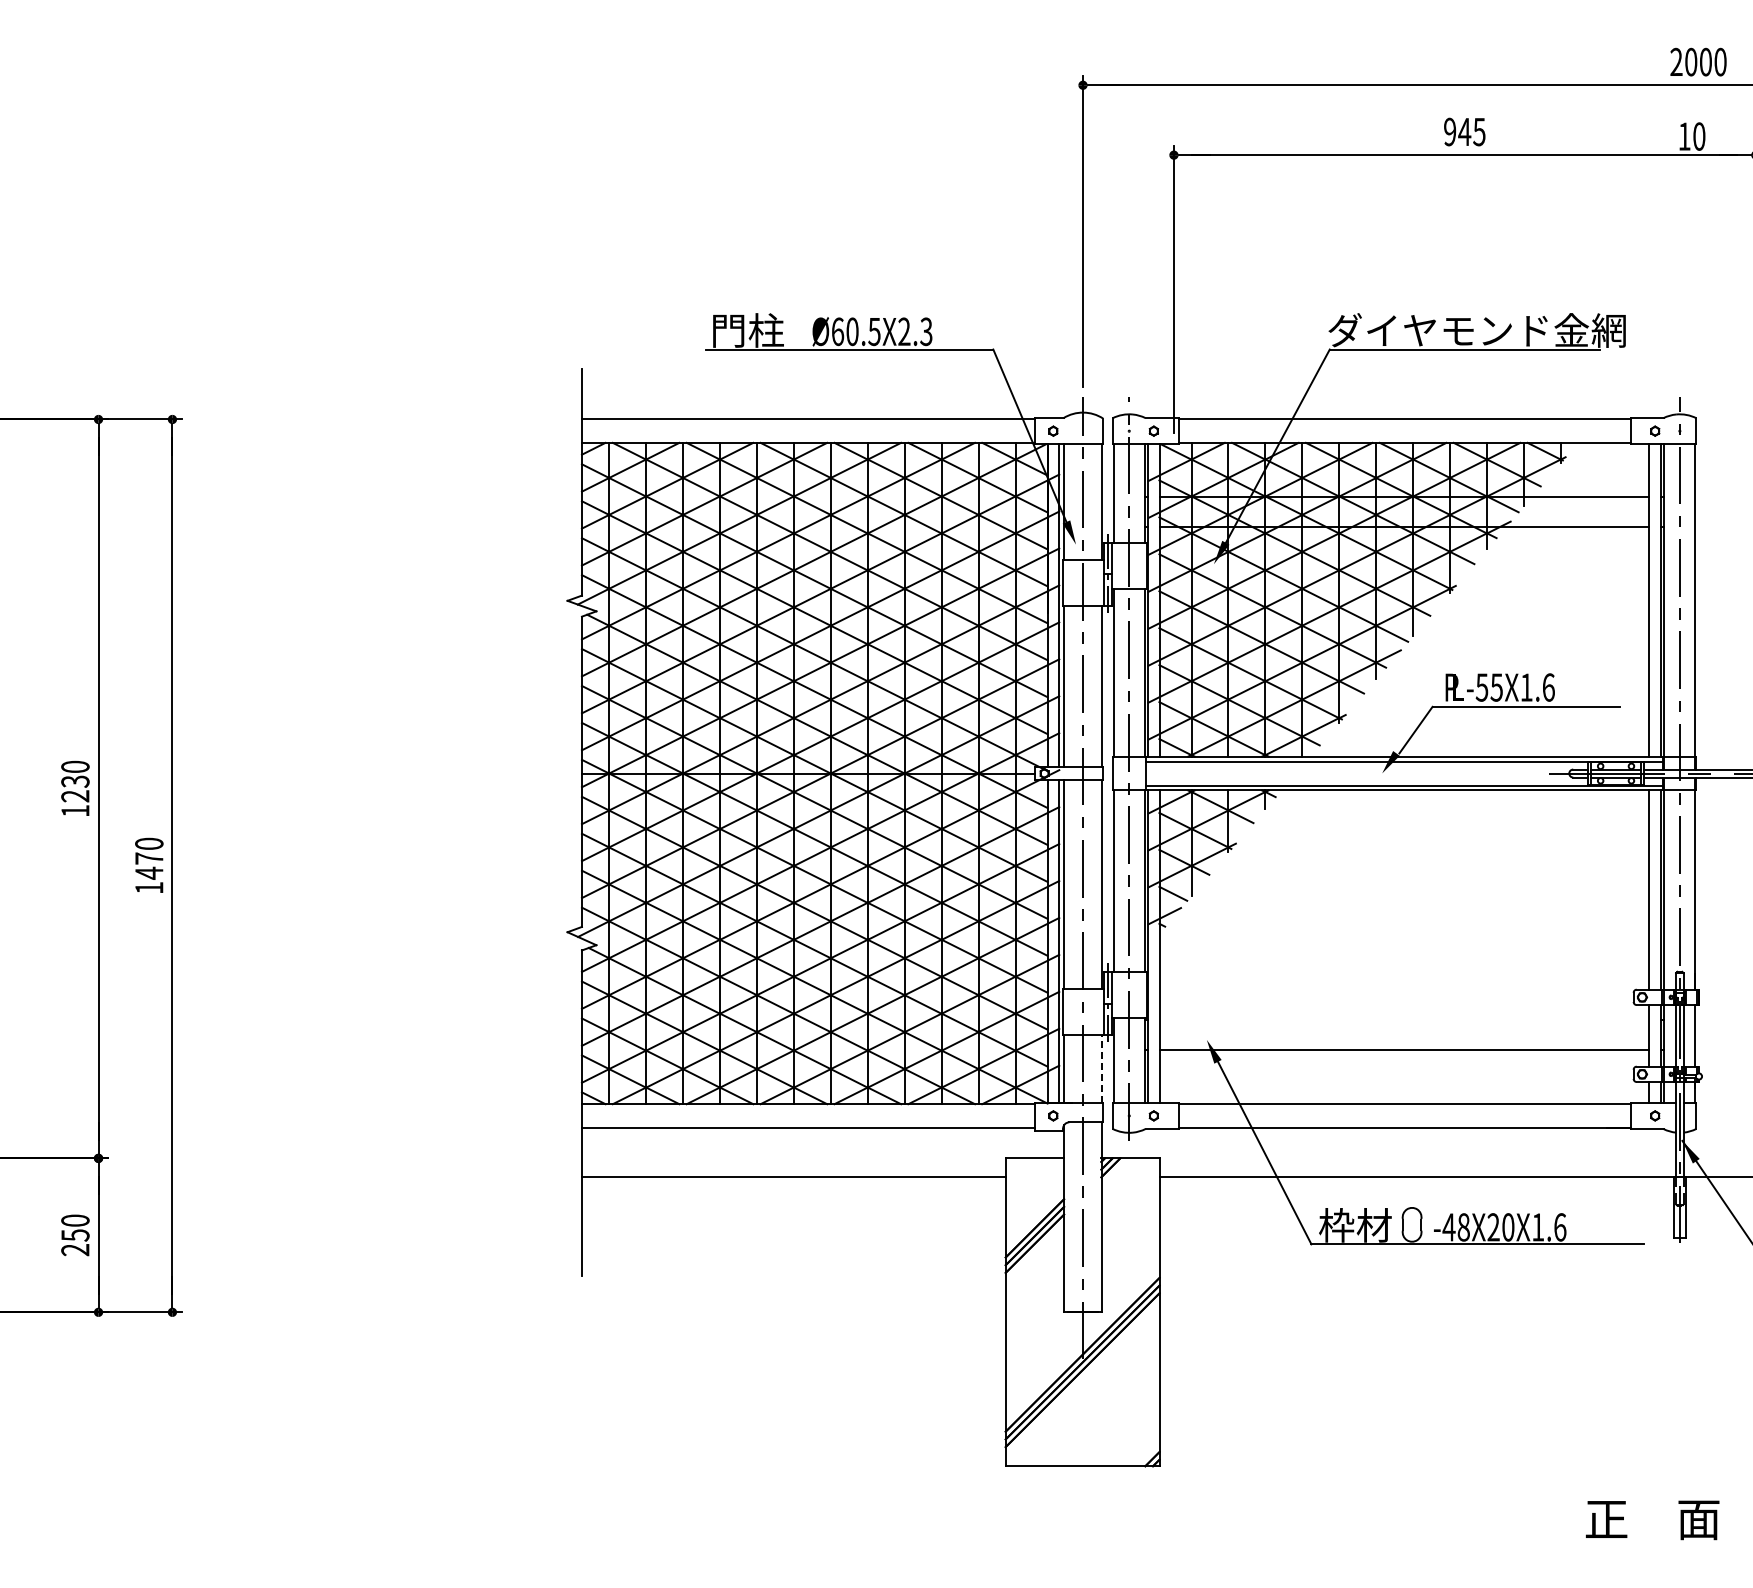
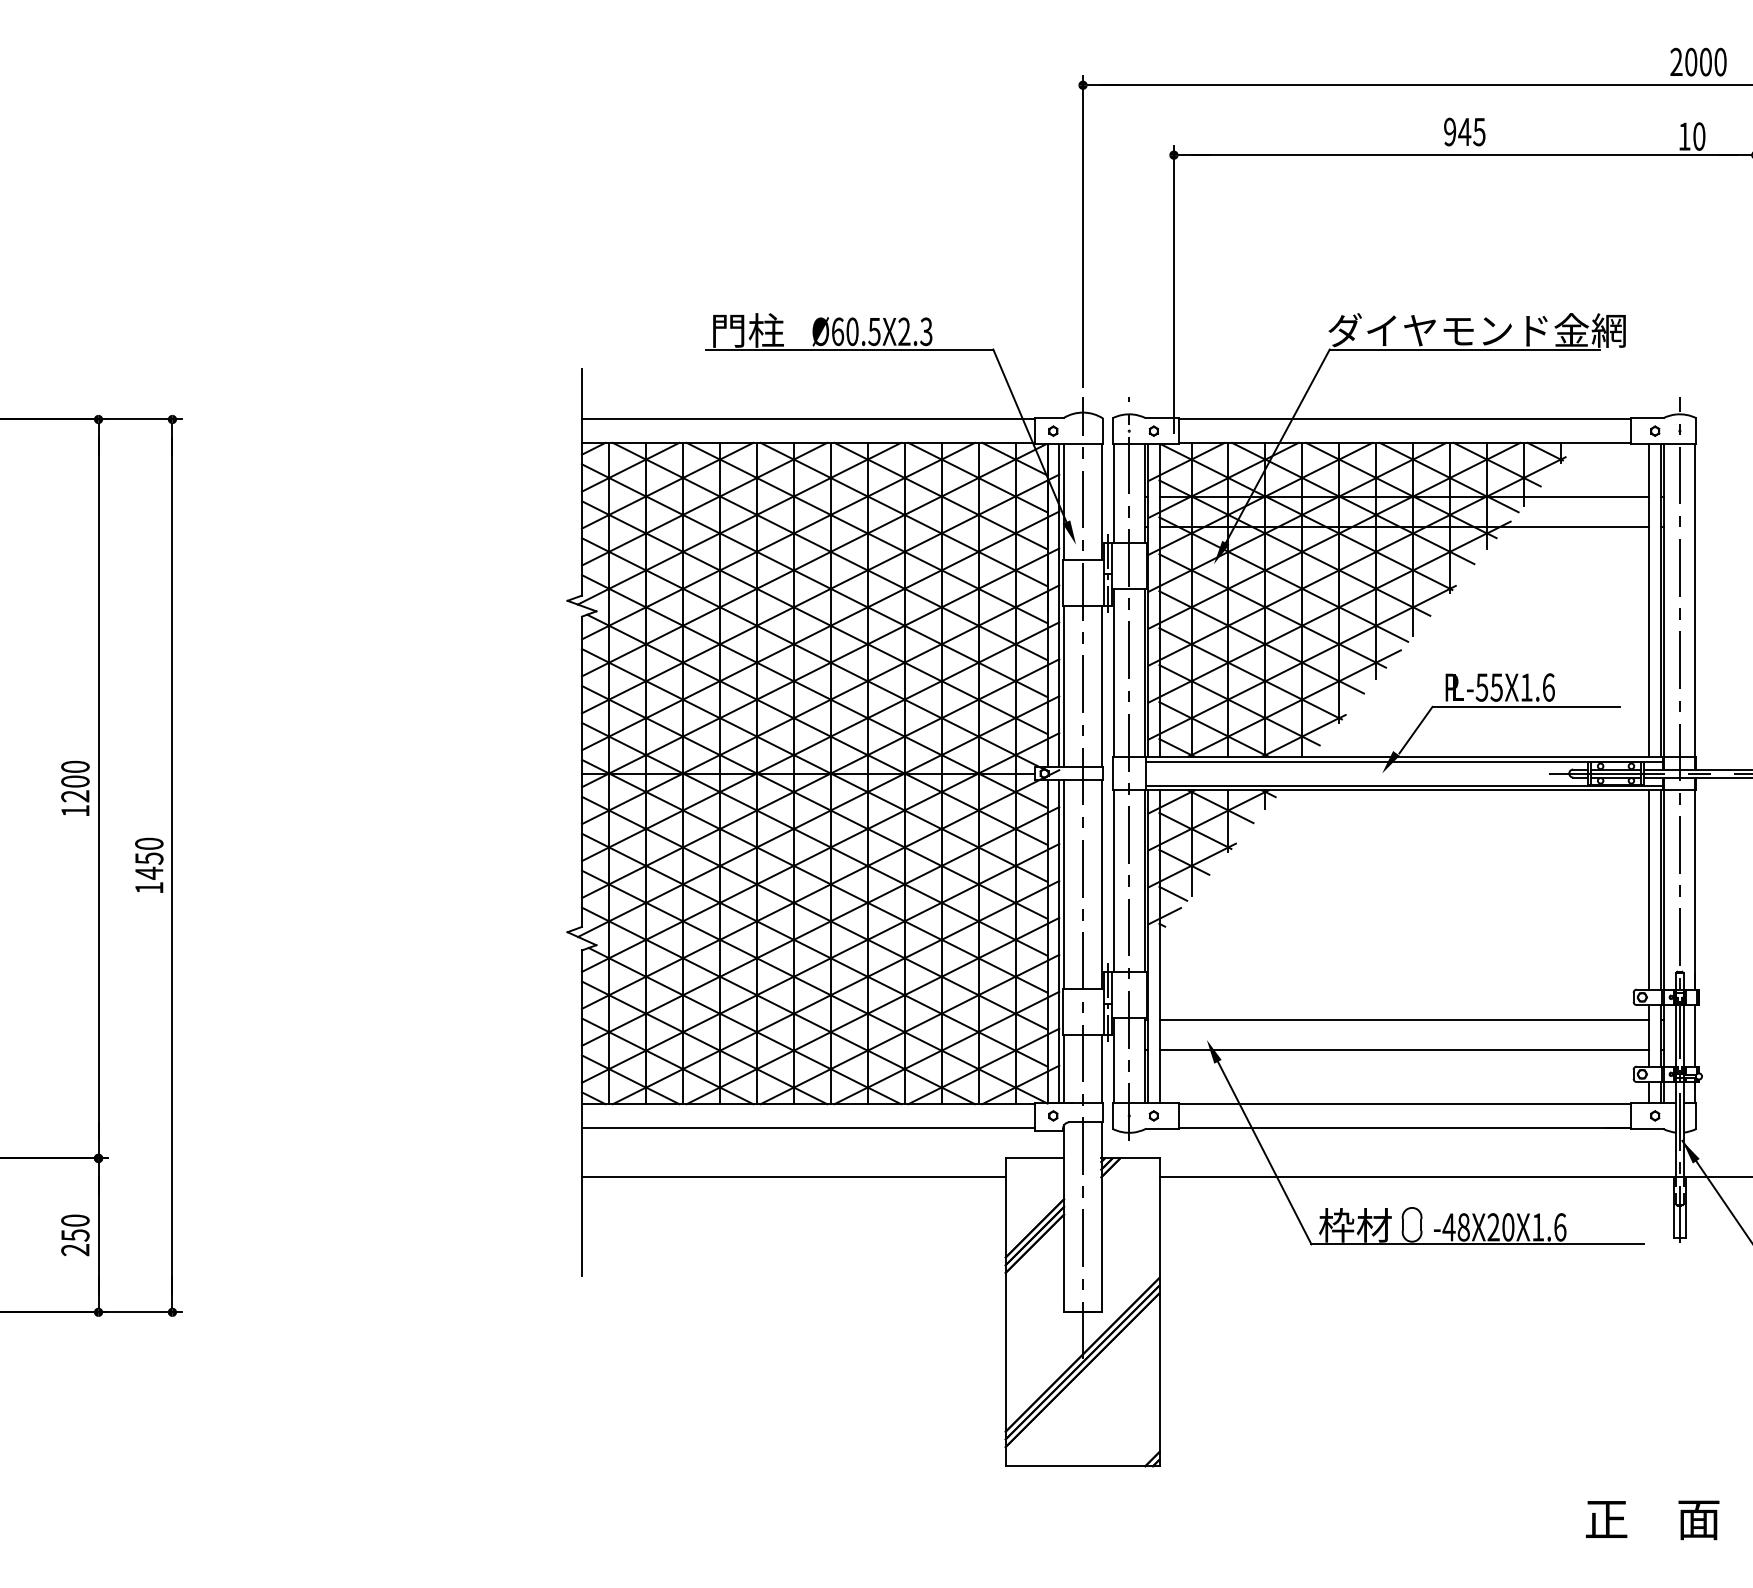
text: 1230 -> 1200 (75, 781)
text: 1470 -> 1450 (149, 858)
line: none -> present (1404, 1020)
line: dashed -> solid (1101, 1068)
